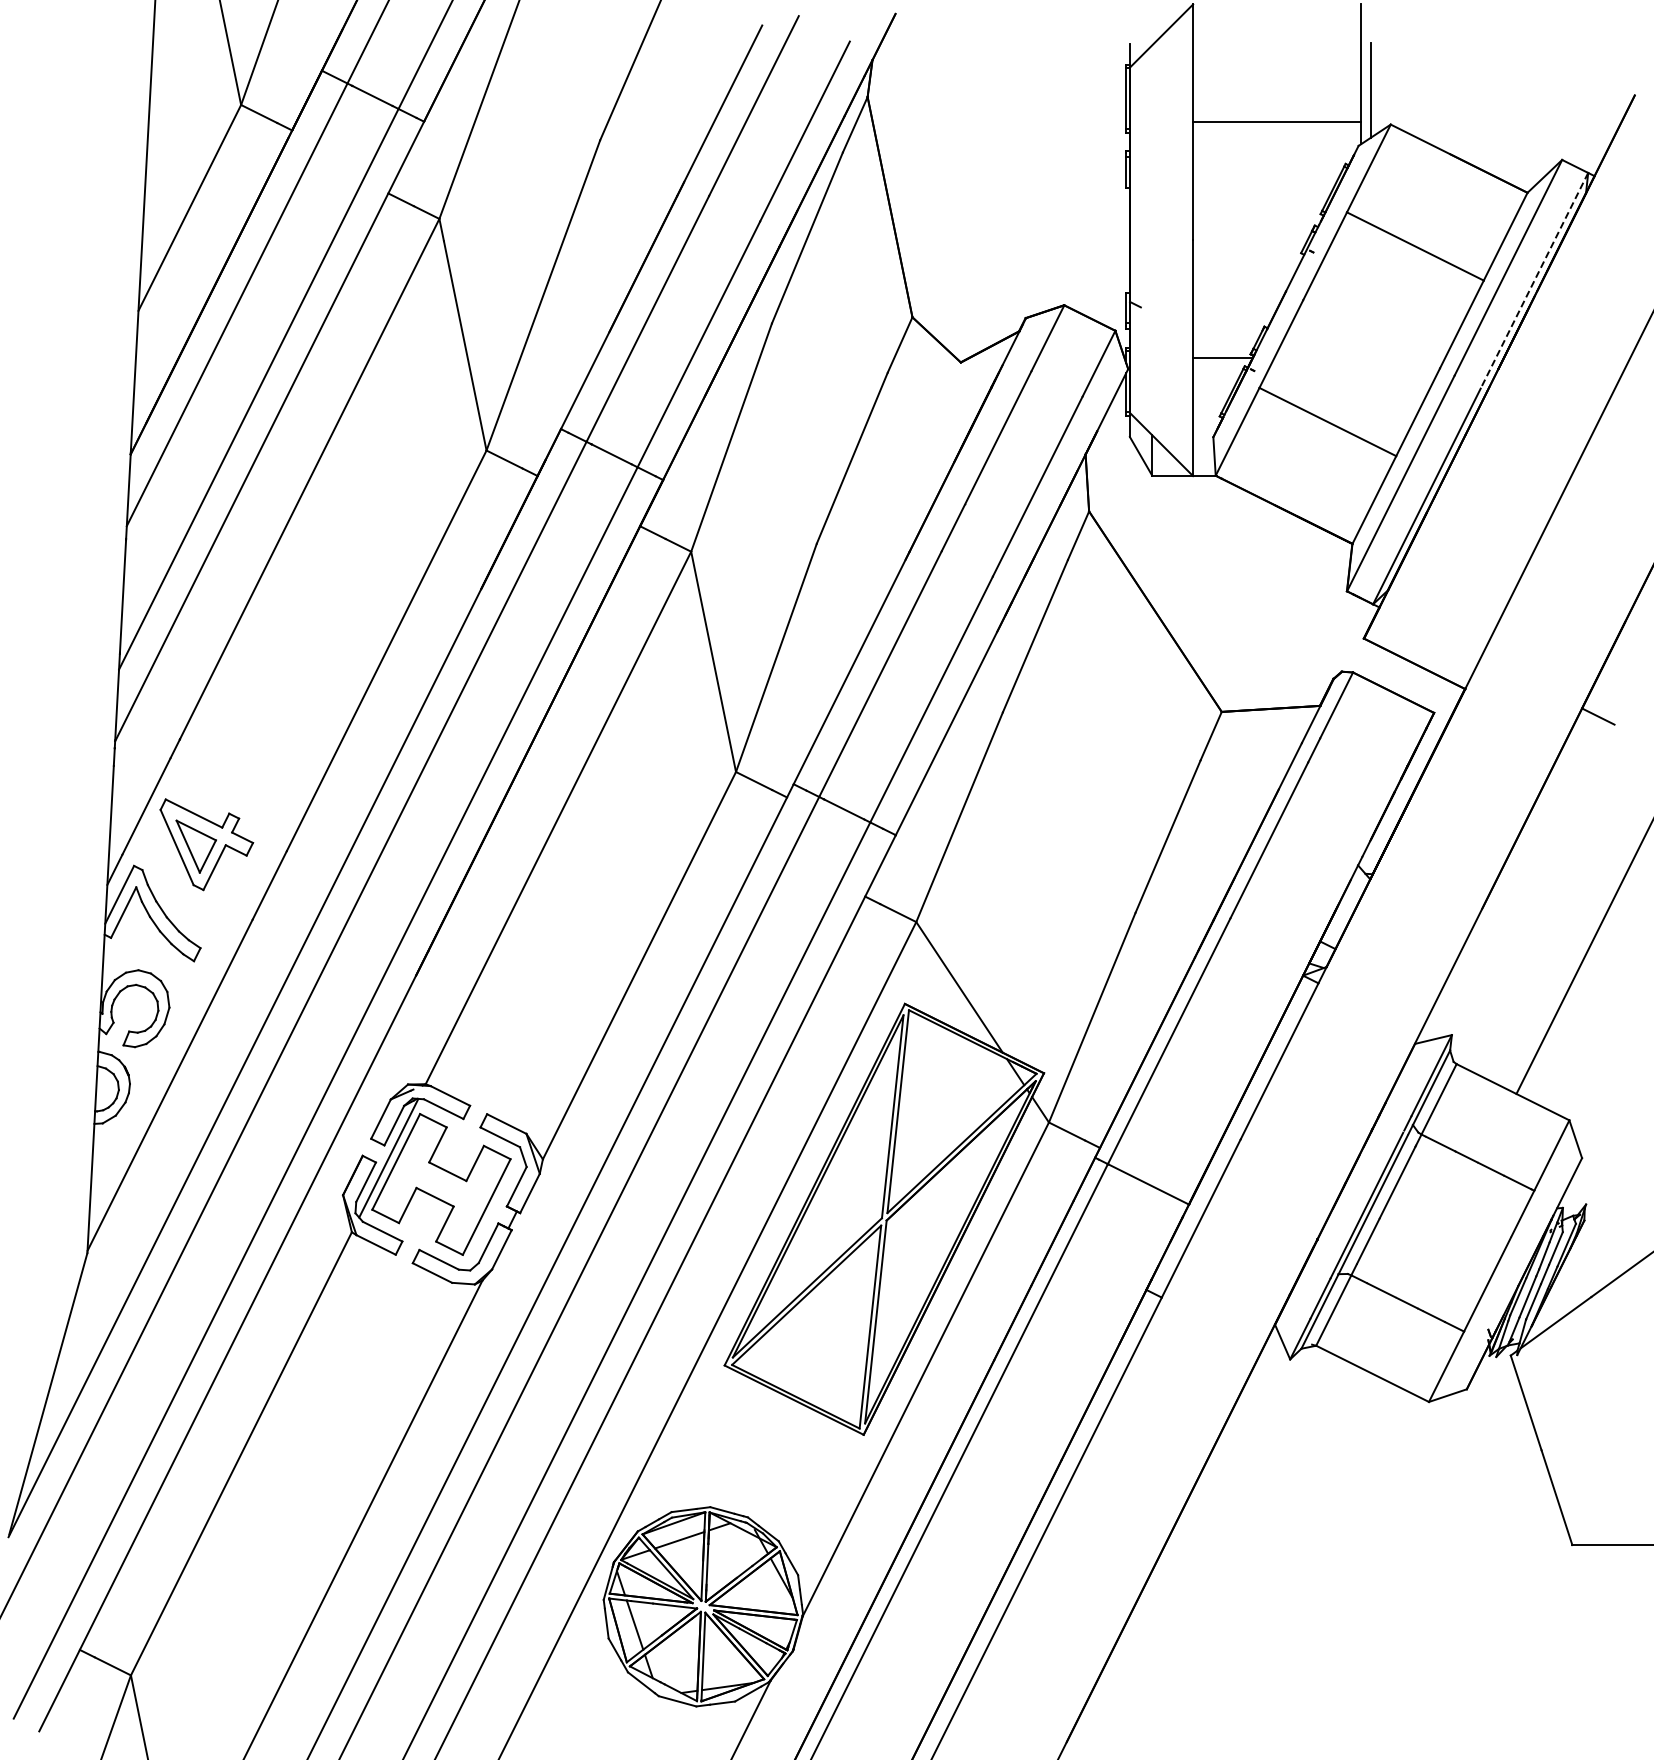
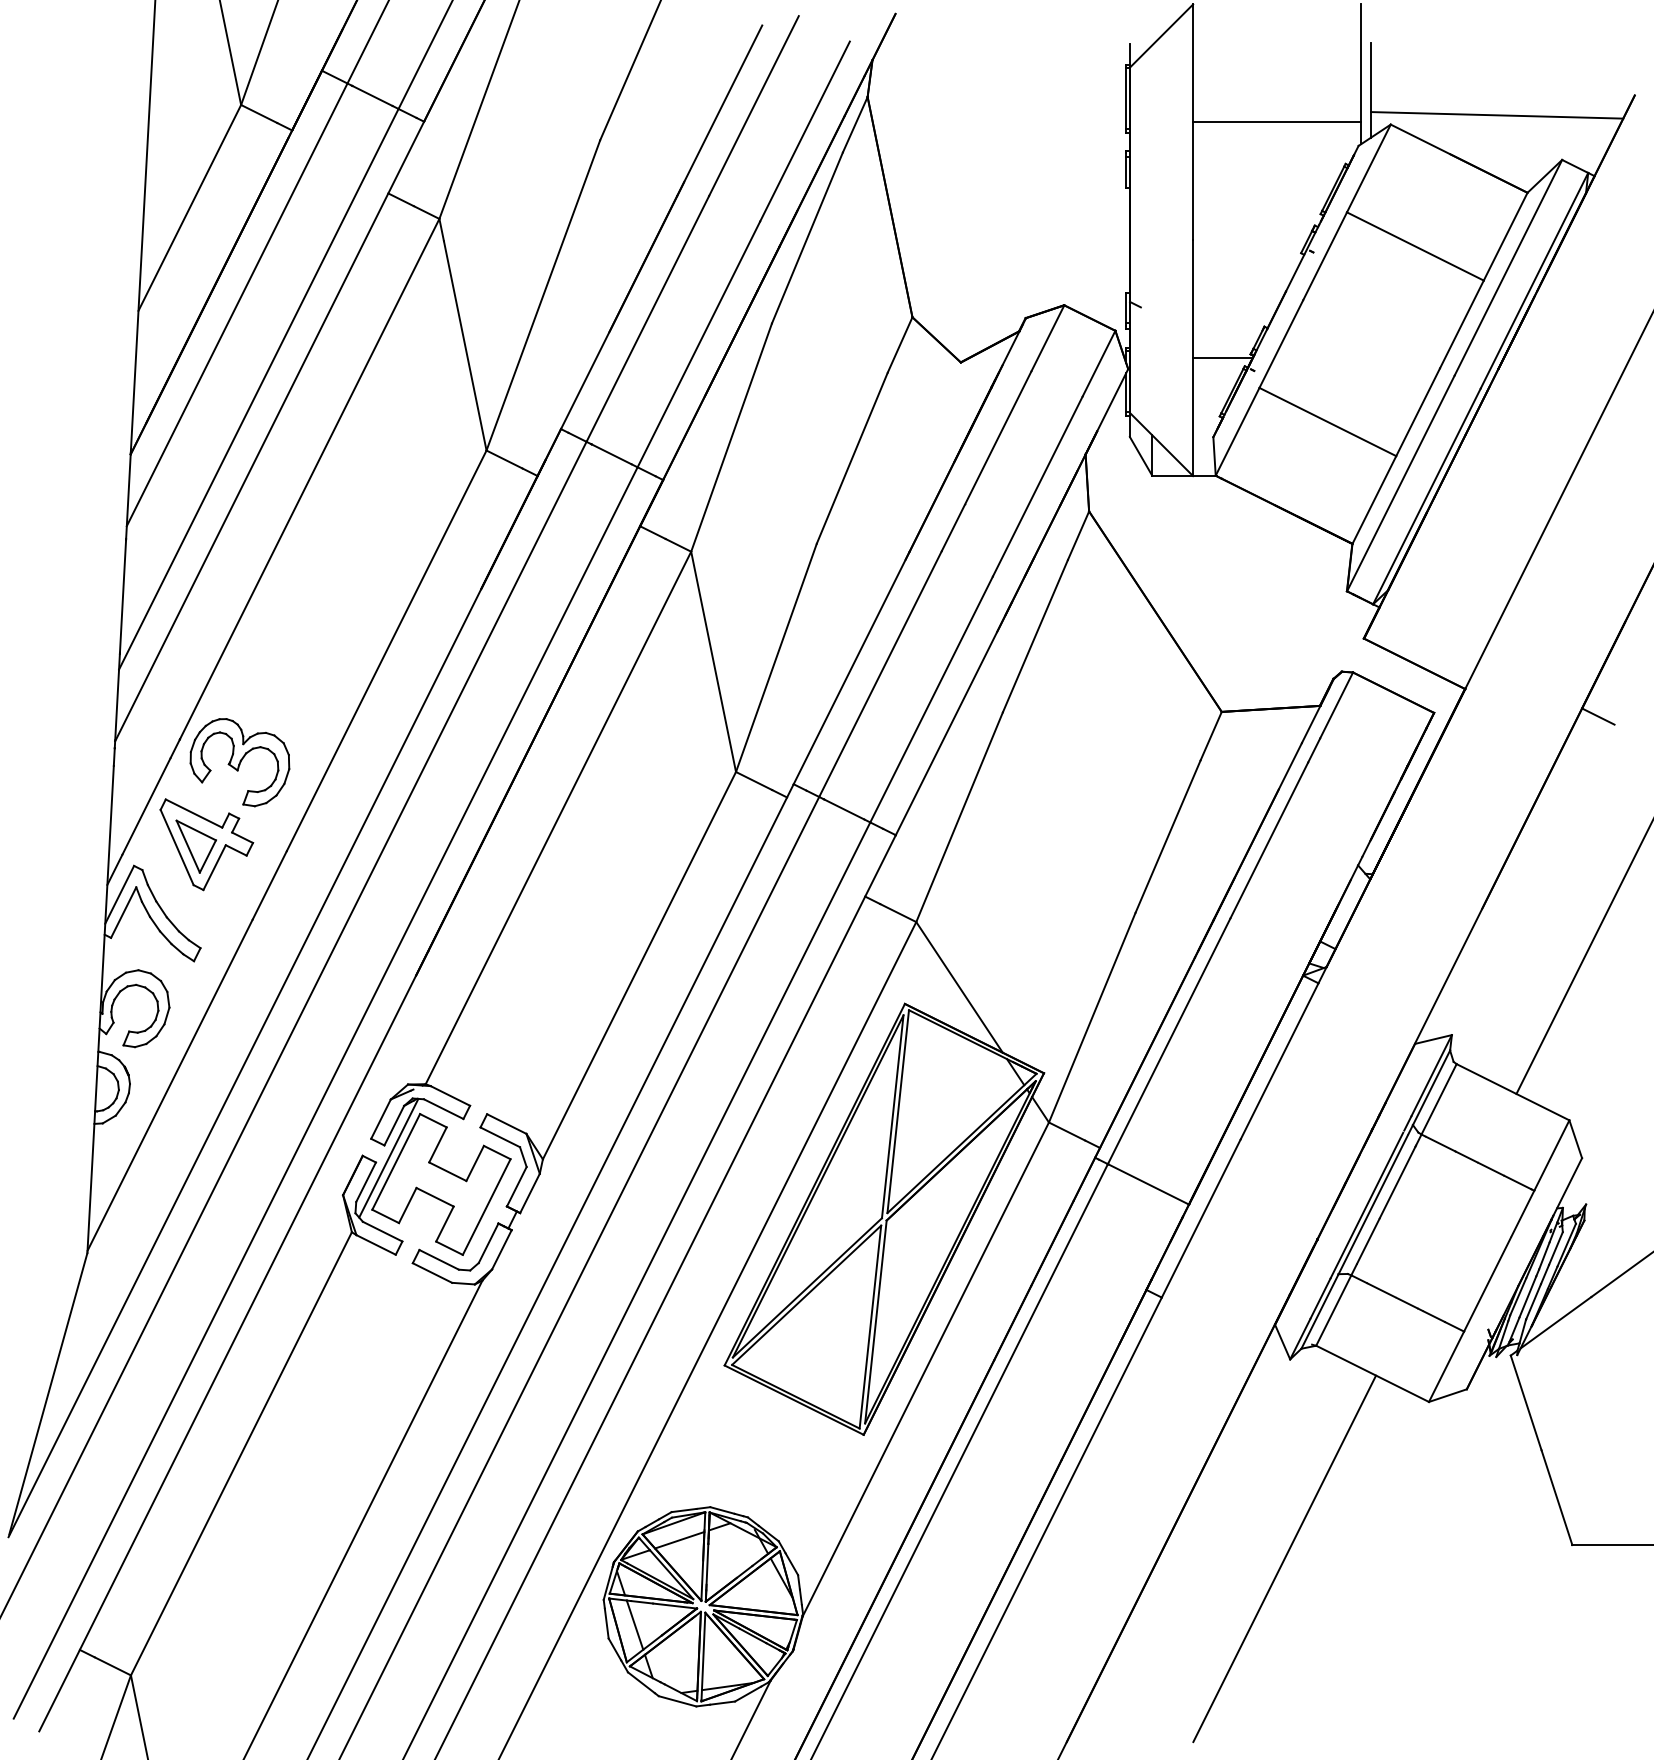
line: none -> present (1497, 115)
line: dashed -> solid (1534, 280)
part: none -> present (239, 762)
line: none -> present (1284, 1558)
